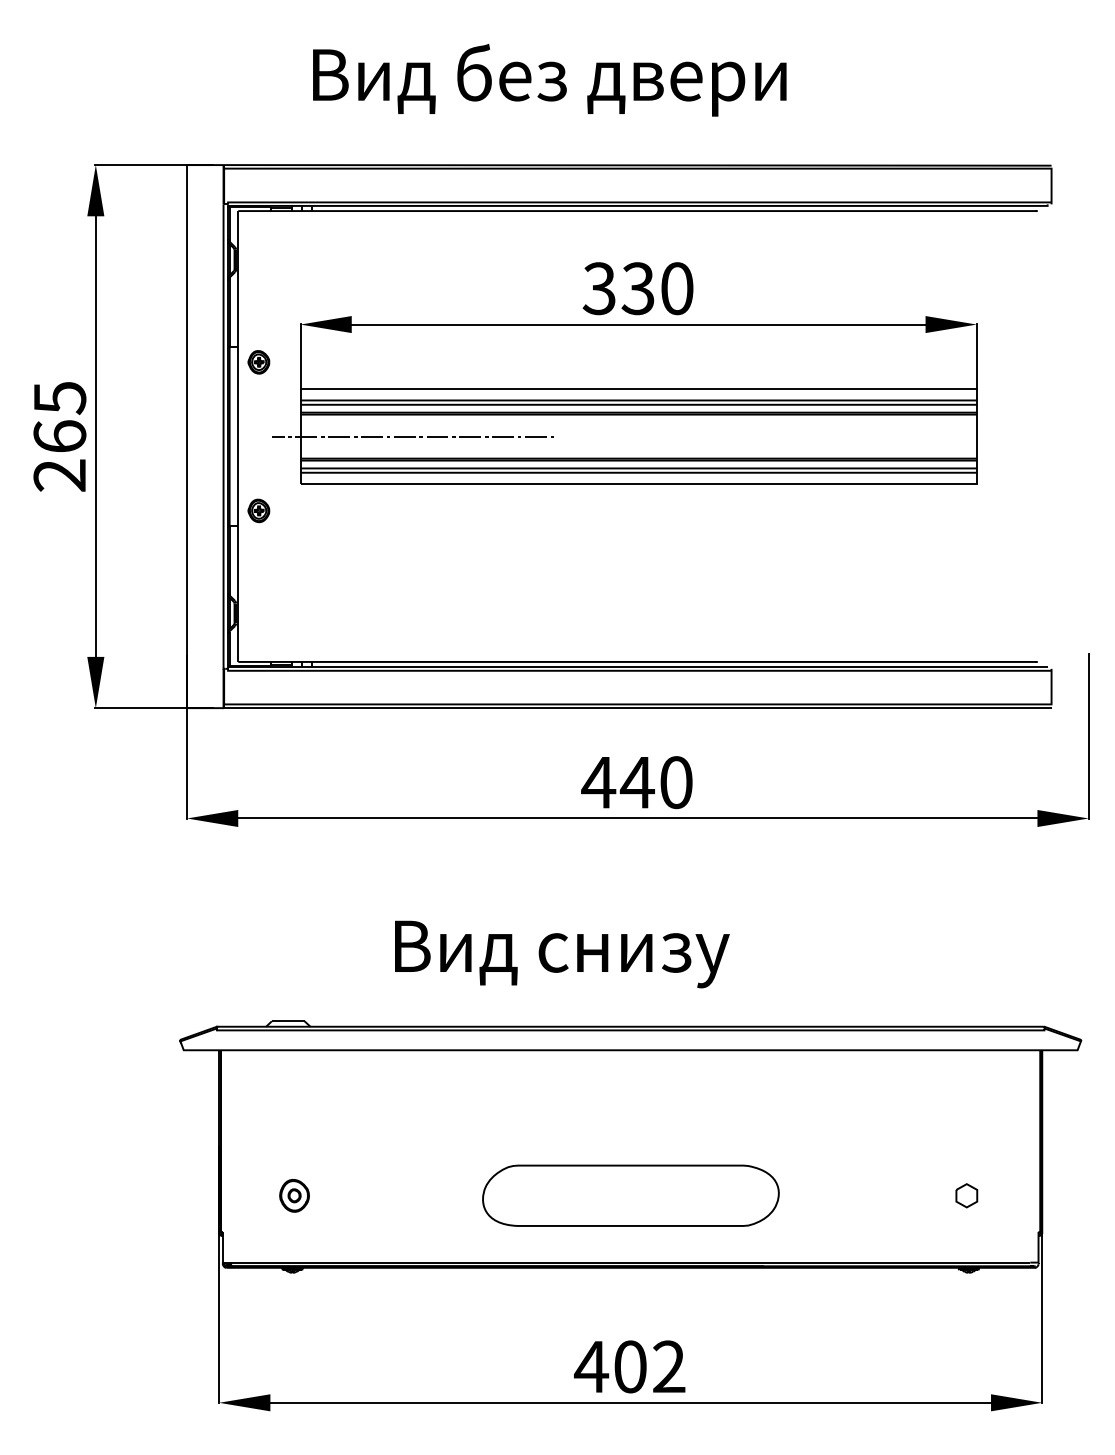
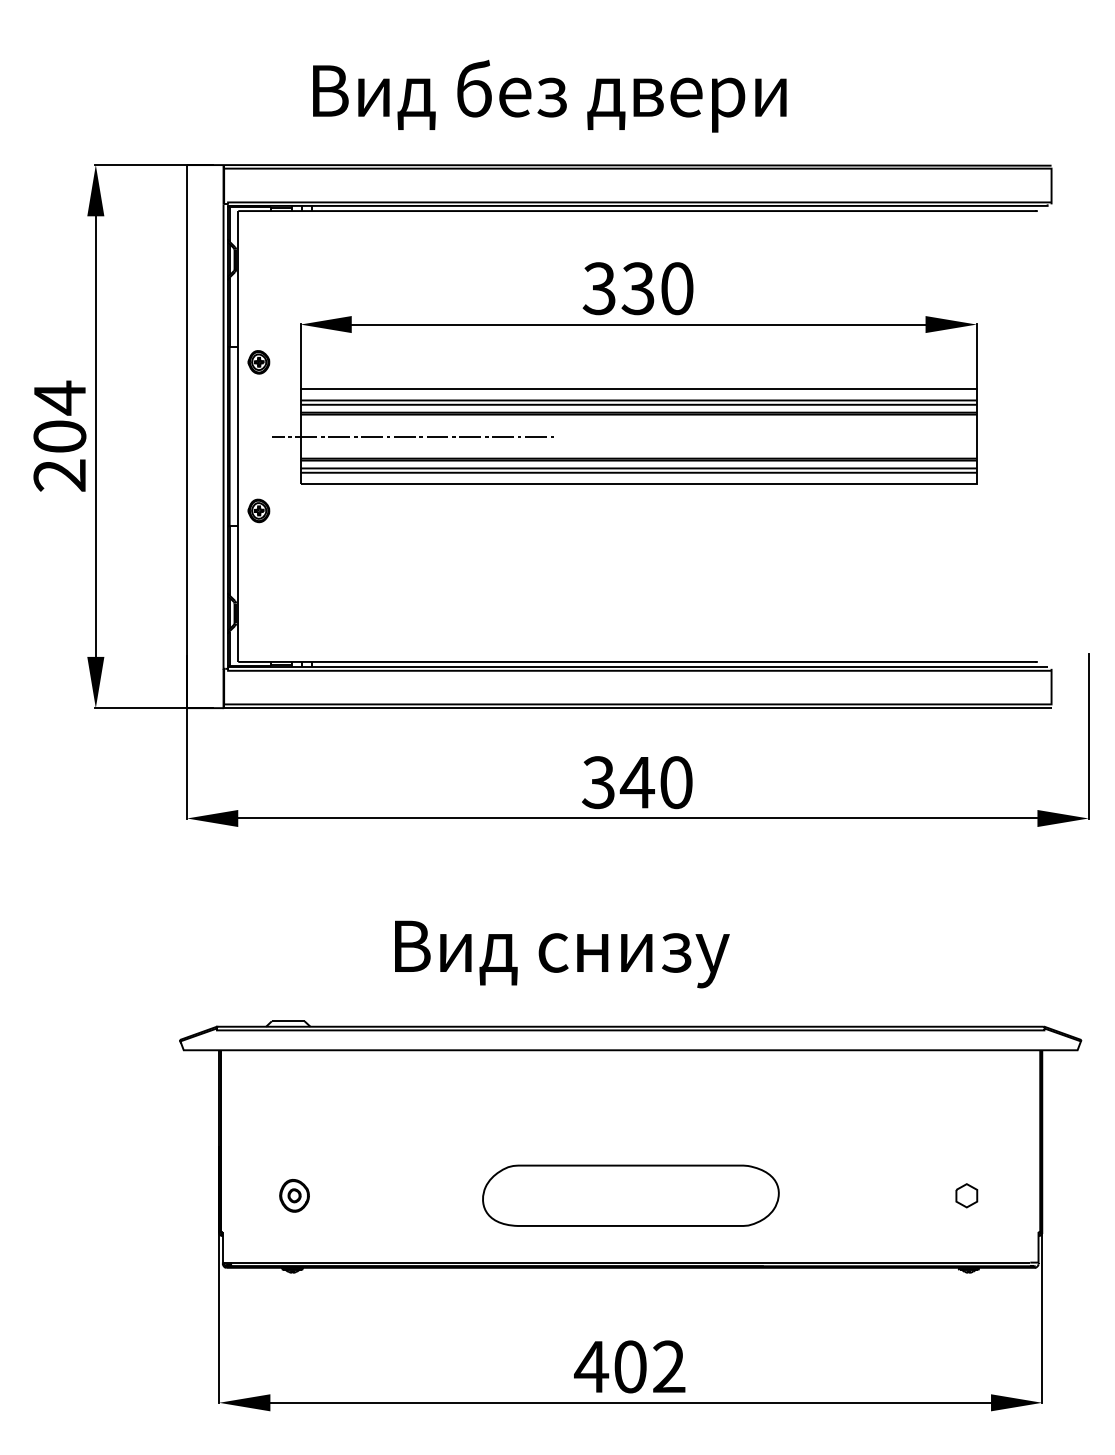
text position: (549, 79) -> (549, 95) (549, 95)
text: 265 -> 204 (59, 416)
text: 440 -> 340 (598, 782)
